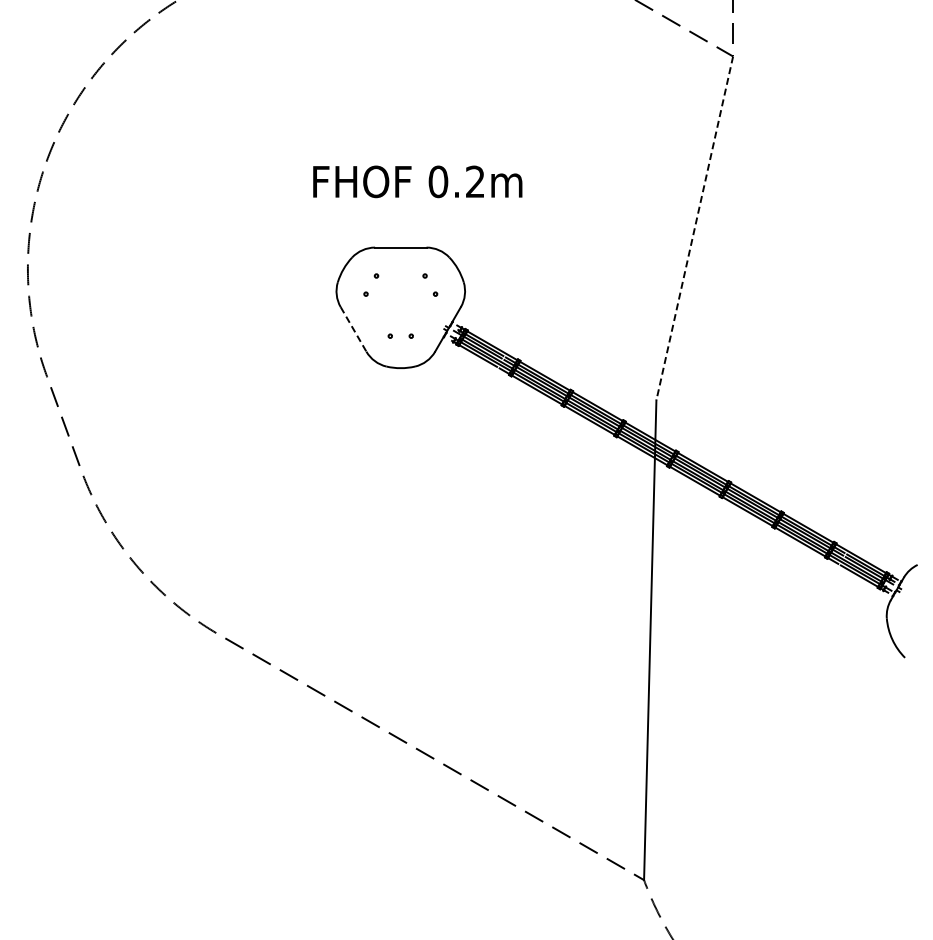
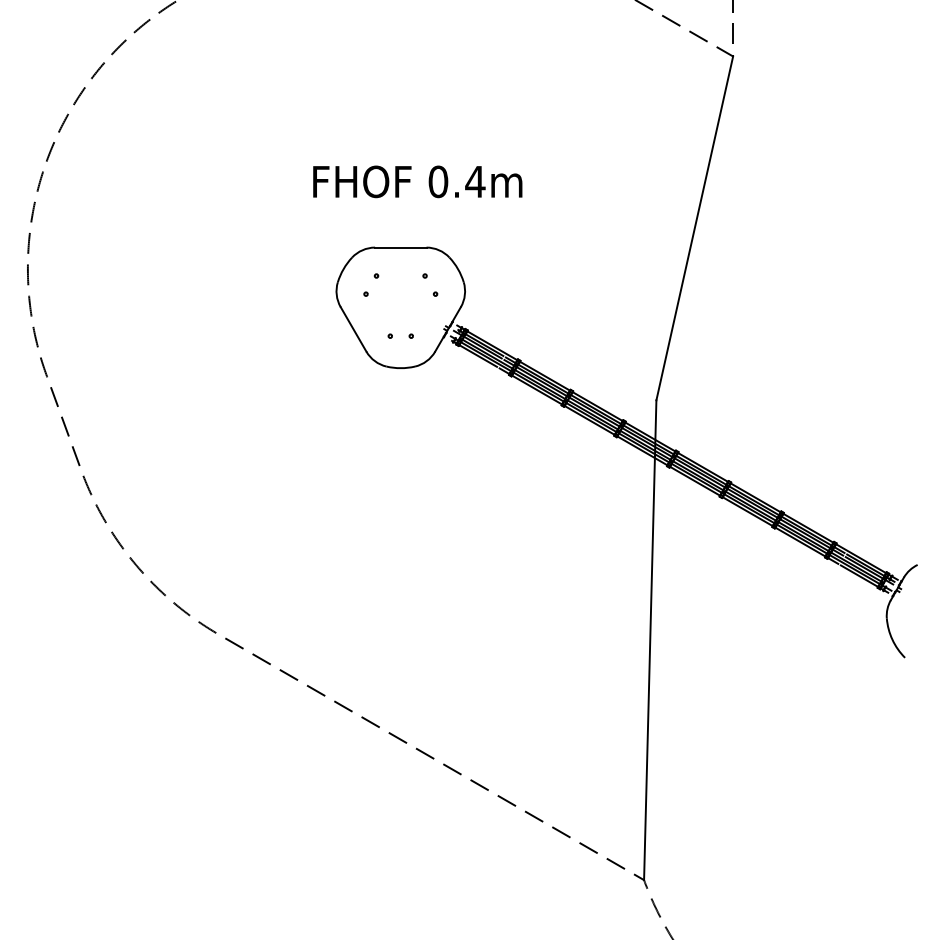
text: 0.2m -> 0.4m (475, 181)
line: dashed -> solid (694, 228)
line: dashed -> solid (353, 329)
